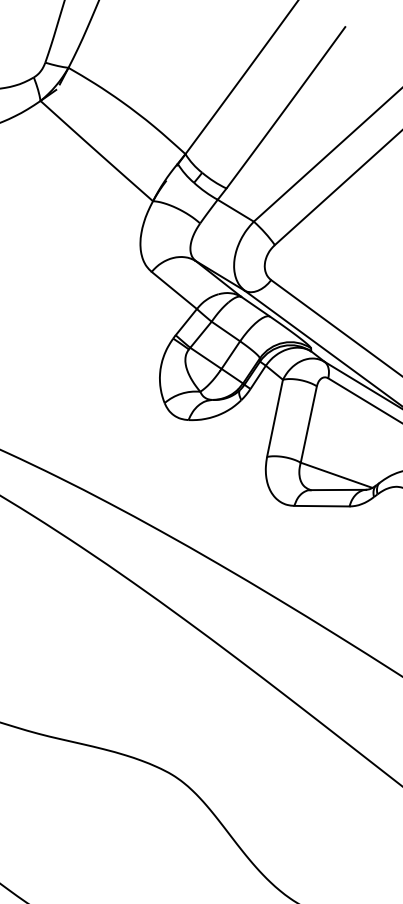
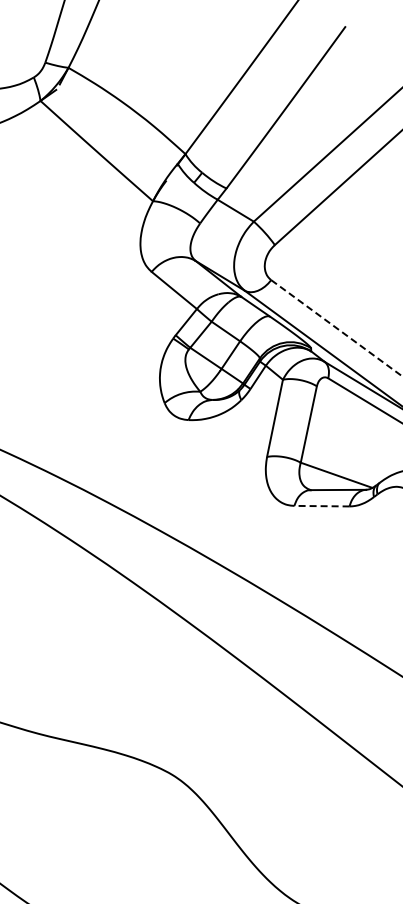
line: solid -> dashed (337, 328)
line: solid -> dashed (321, 506)
